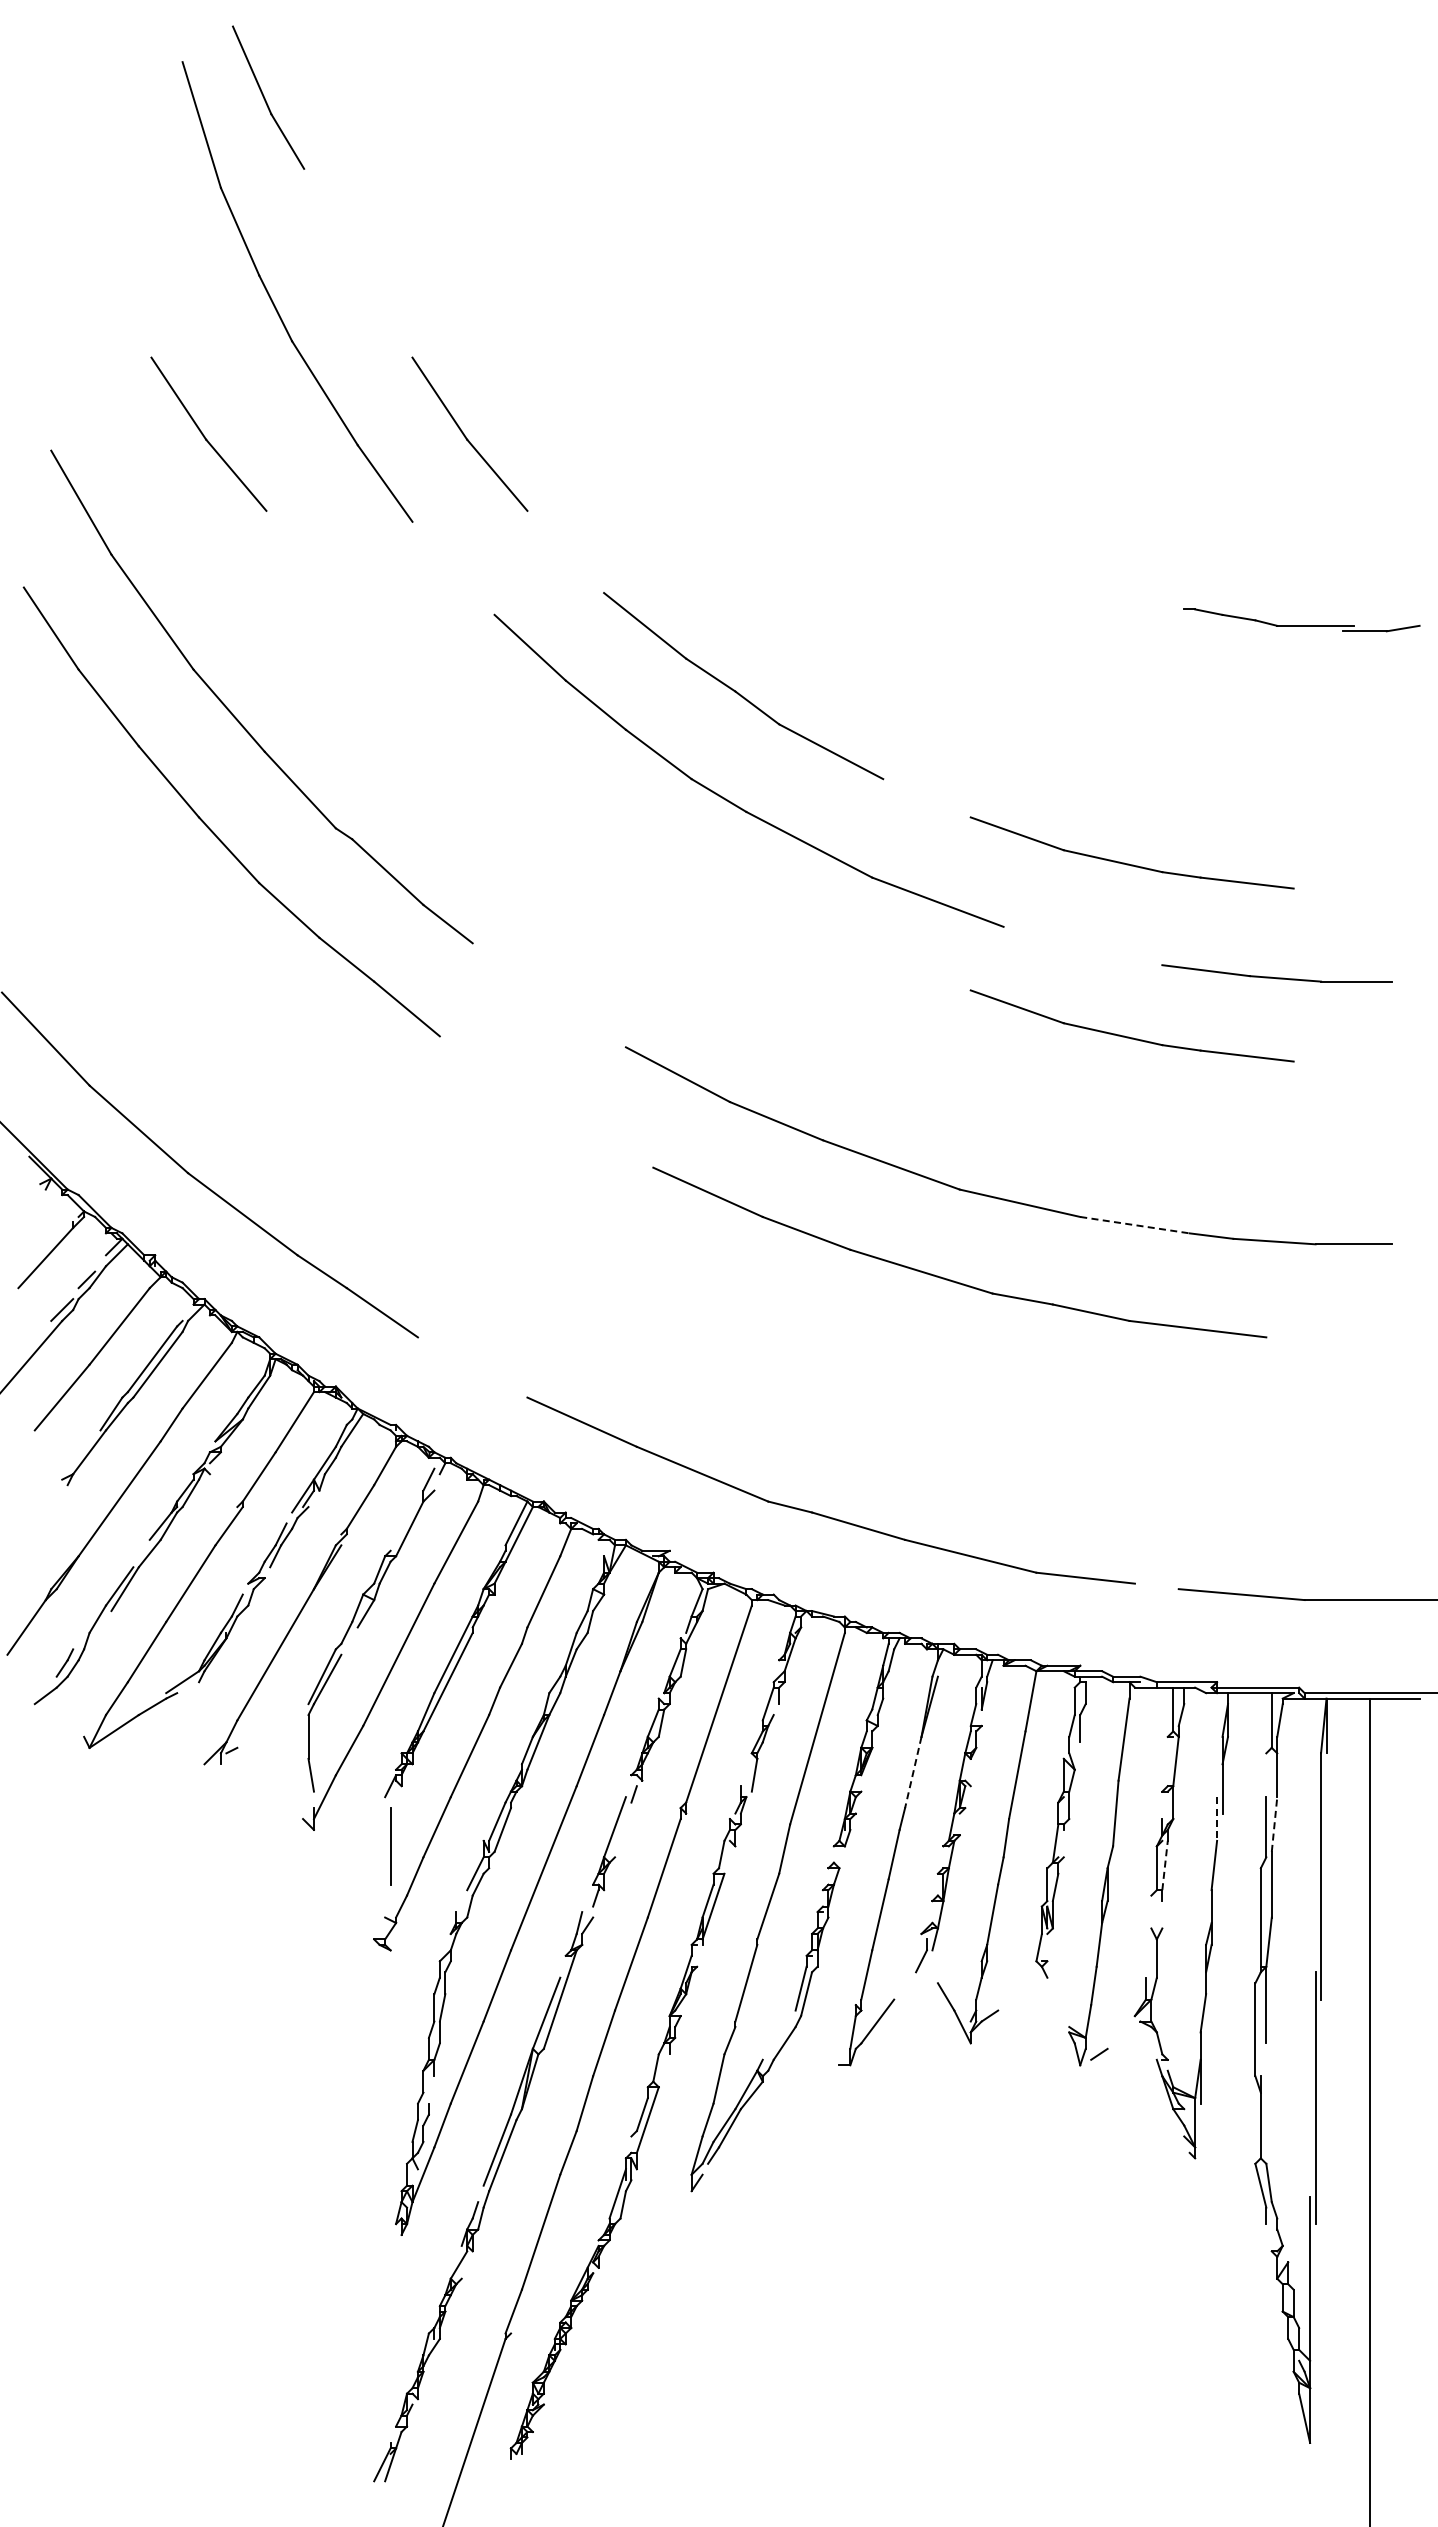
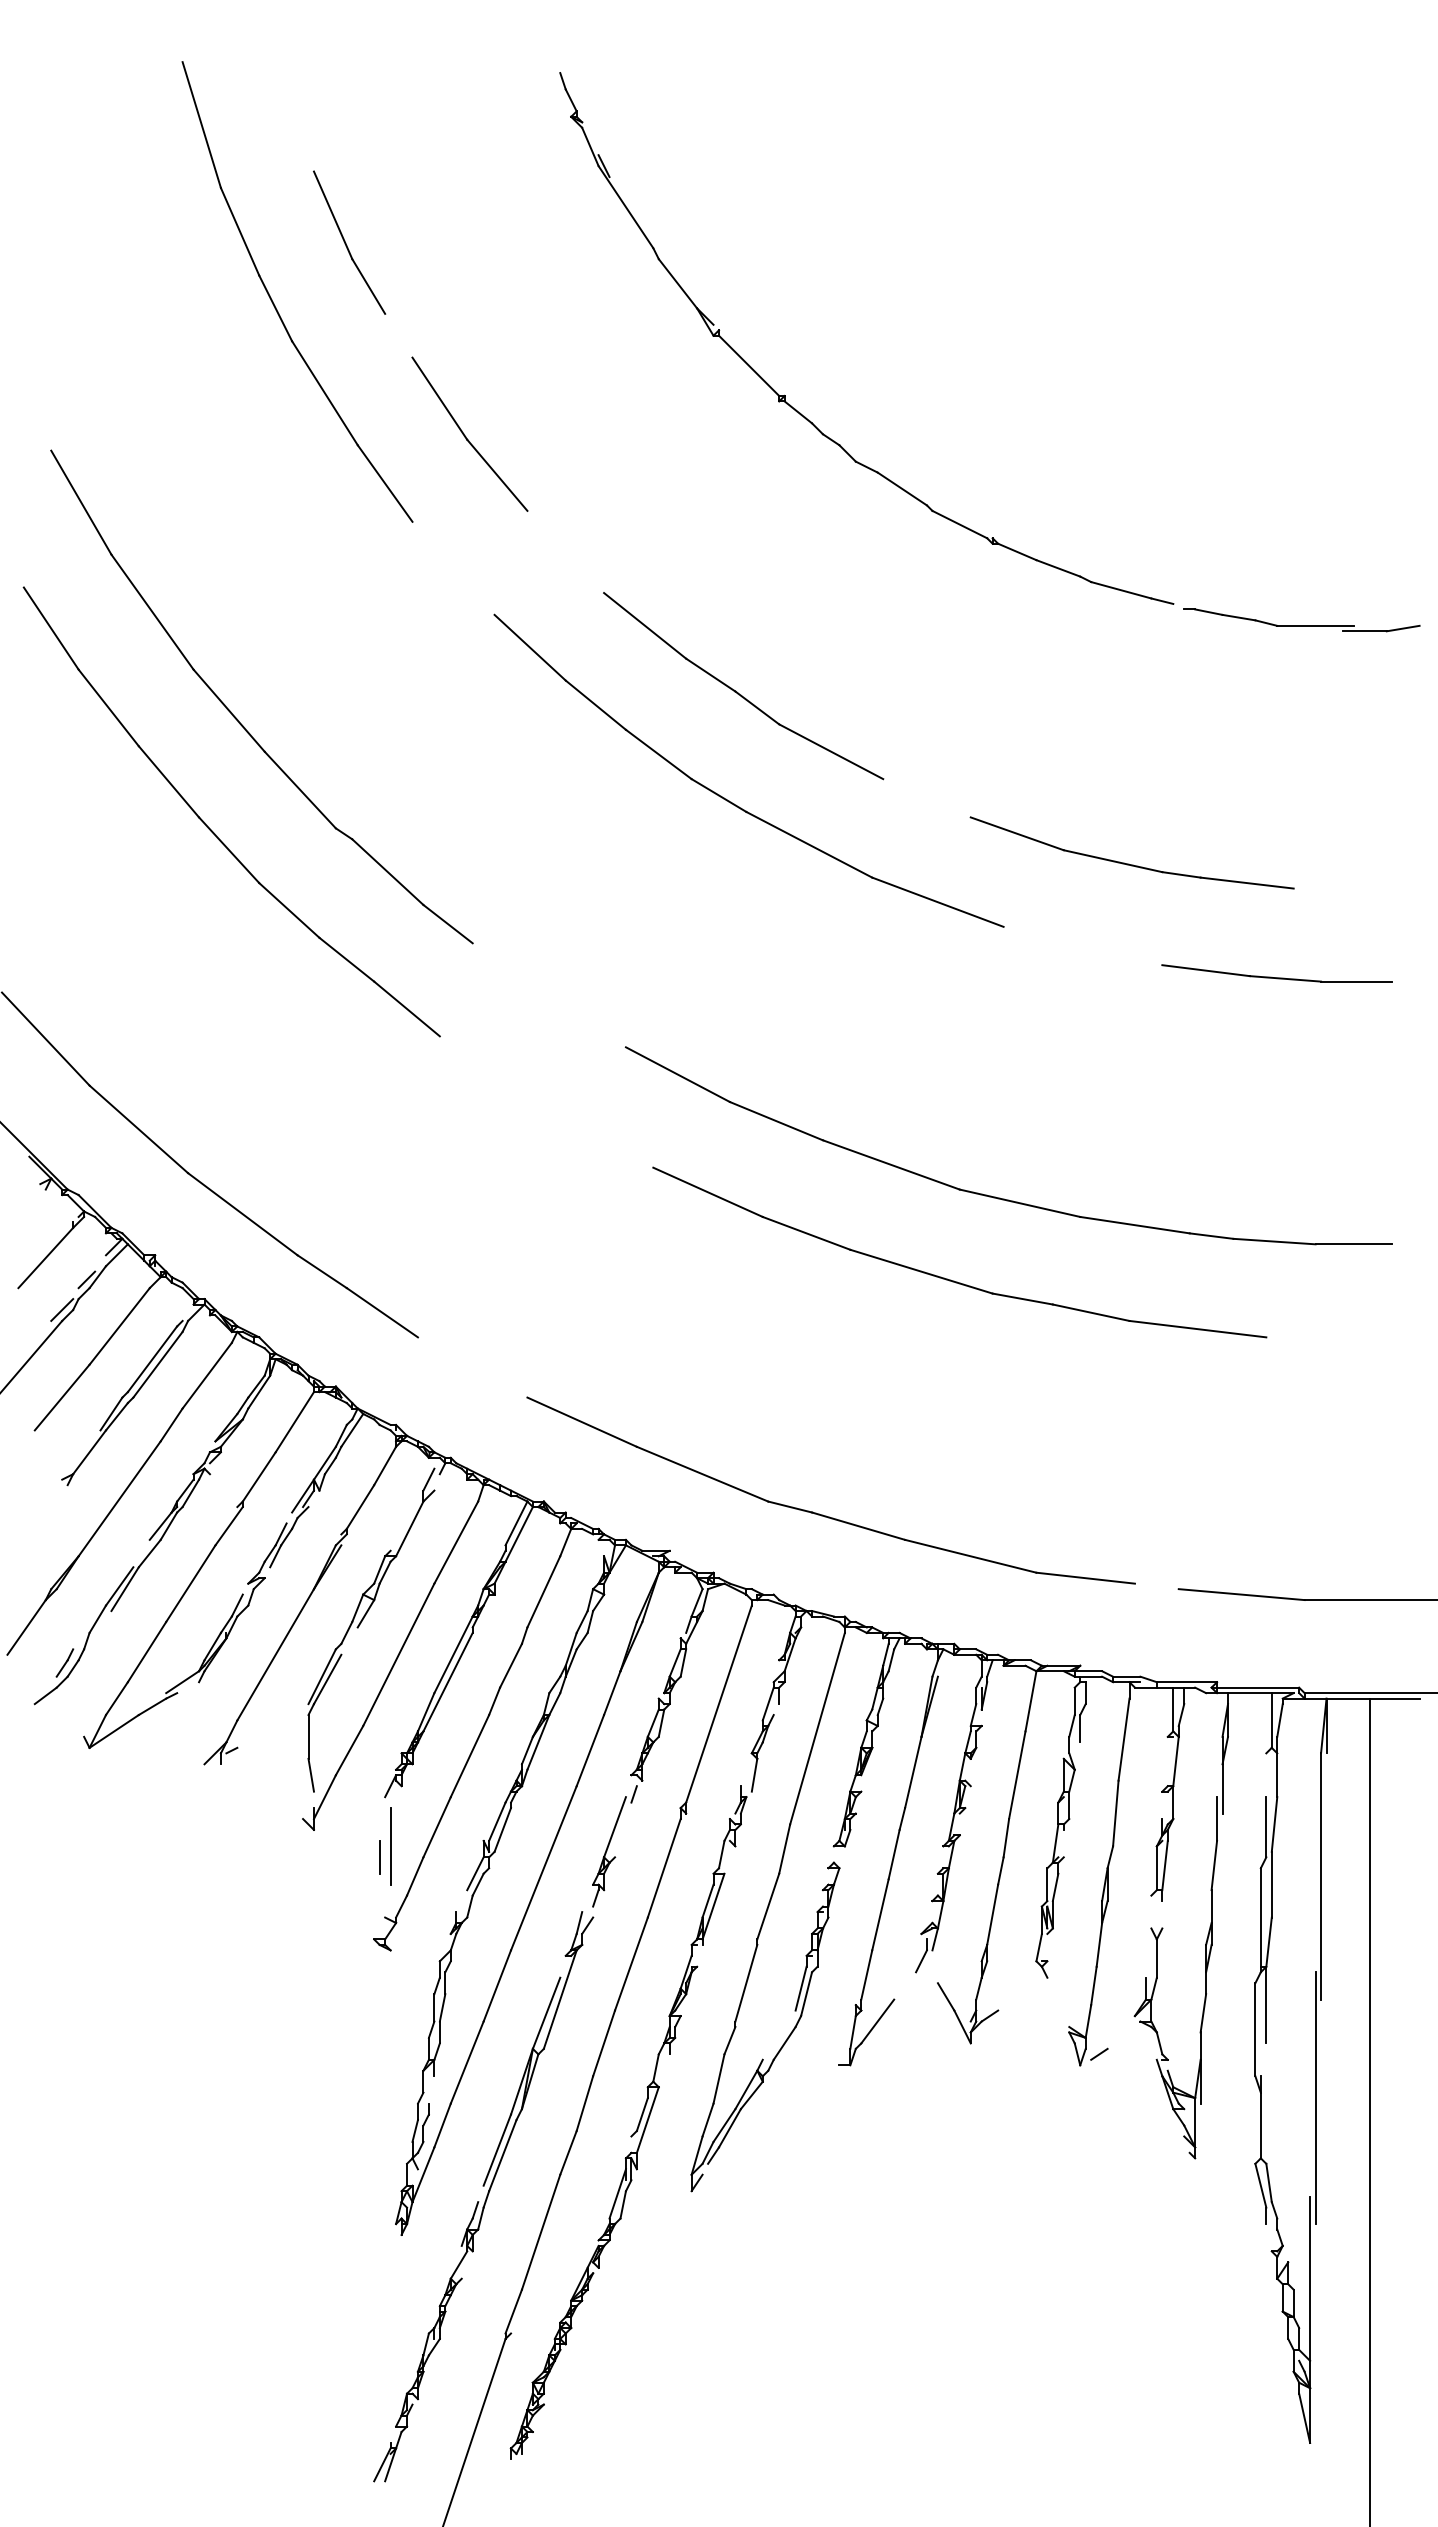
part position: (268, 97) -> (349, 242) (349, 242)
part: none -> present (805, 416)
part: present -> none (208, 433)
part: present -> none (1129, 1036)
line: dashed -> solid (1135, 1225)
line: dashed -> solid (913, 1772)
line: dashed -> solid (1217, 1819)
line: dashed -> solid (1274, 1824)
line: none -> present (379, 1856)
line: dashed -> solid (1165, 1865)
